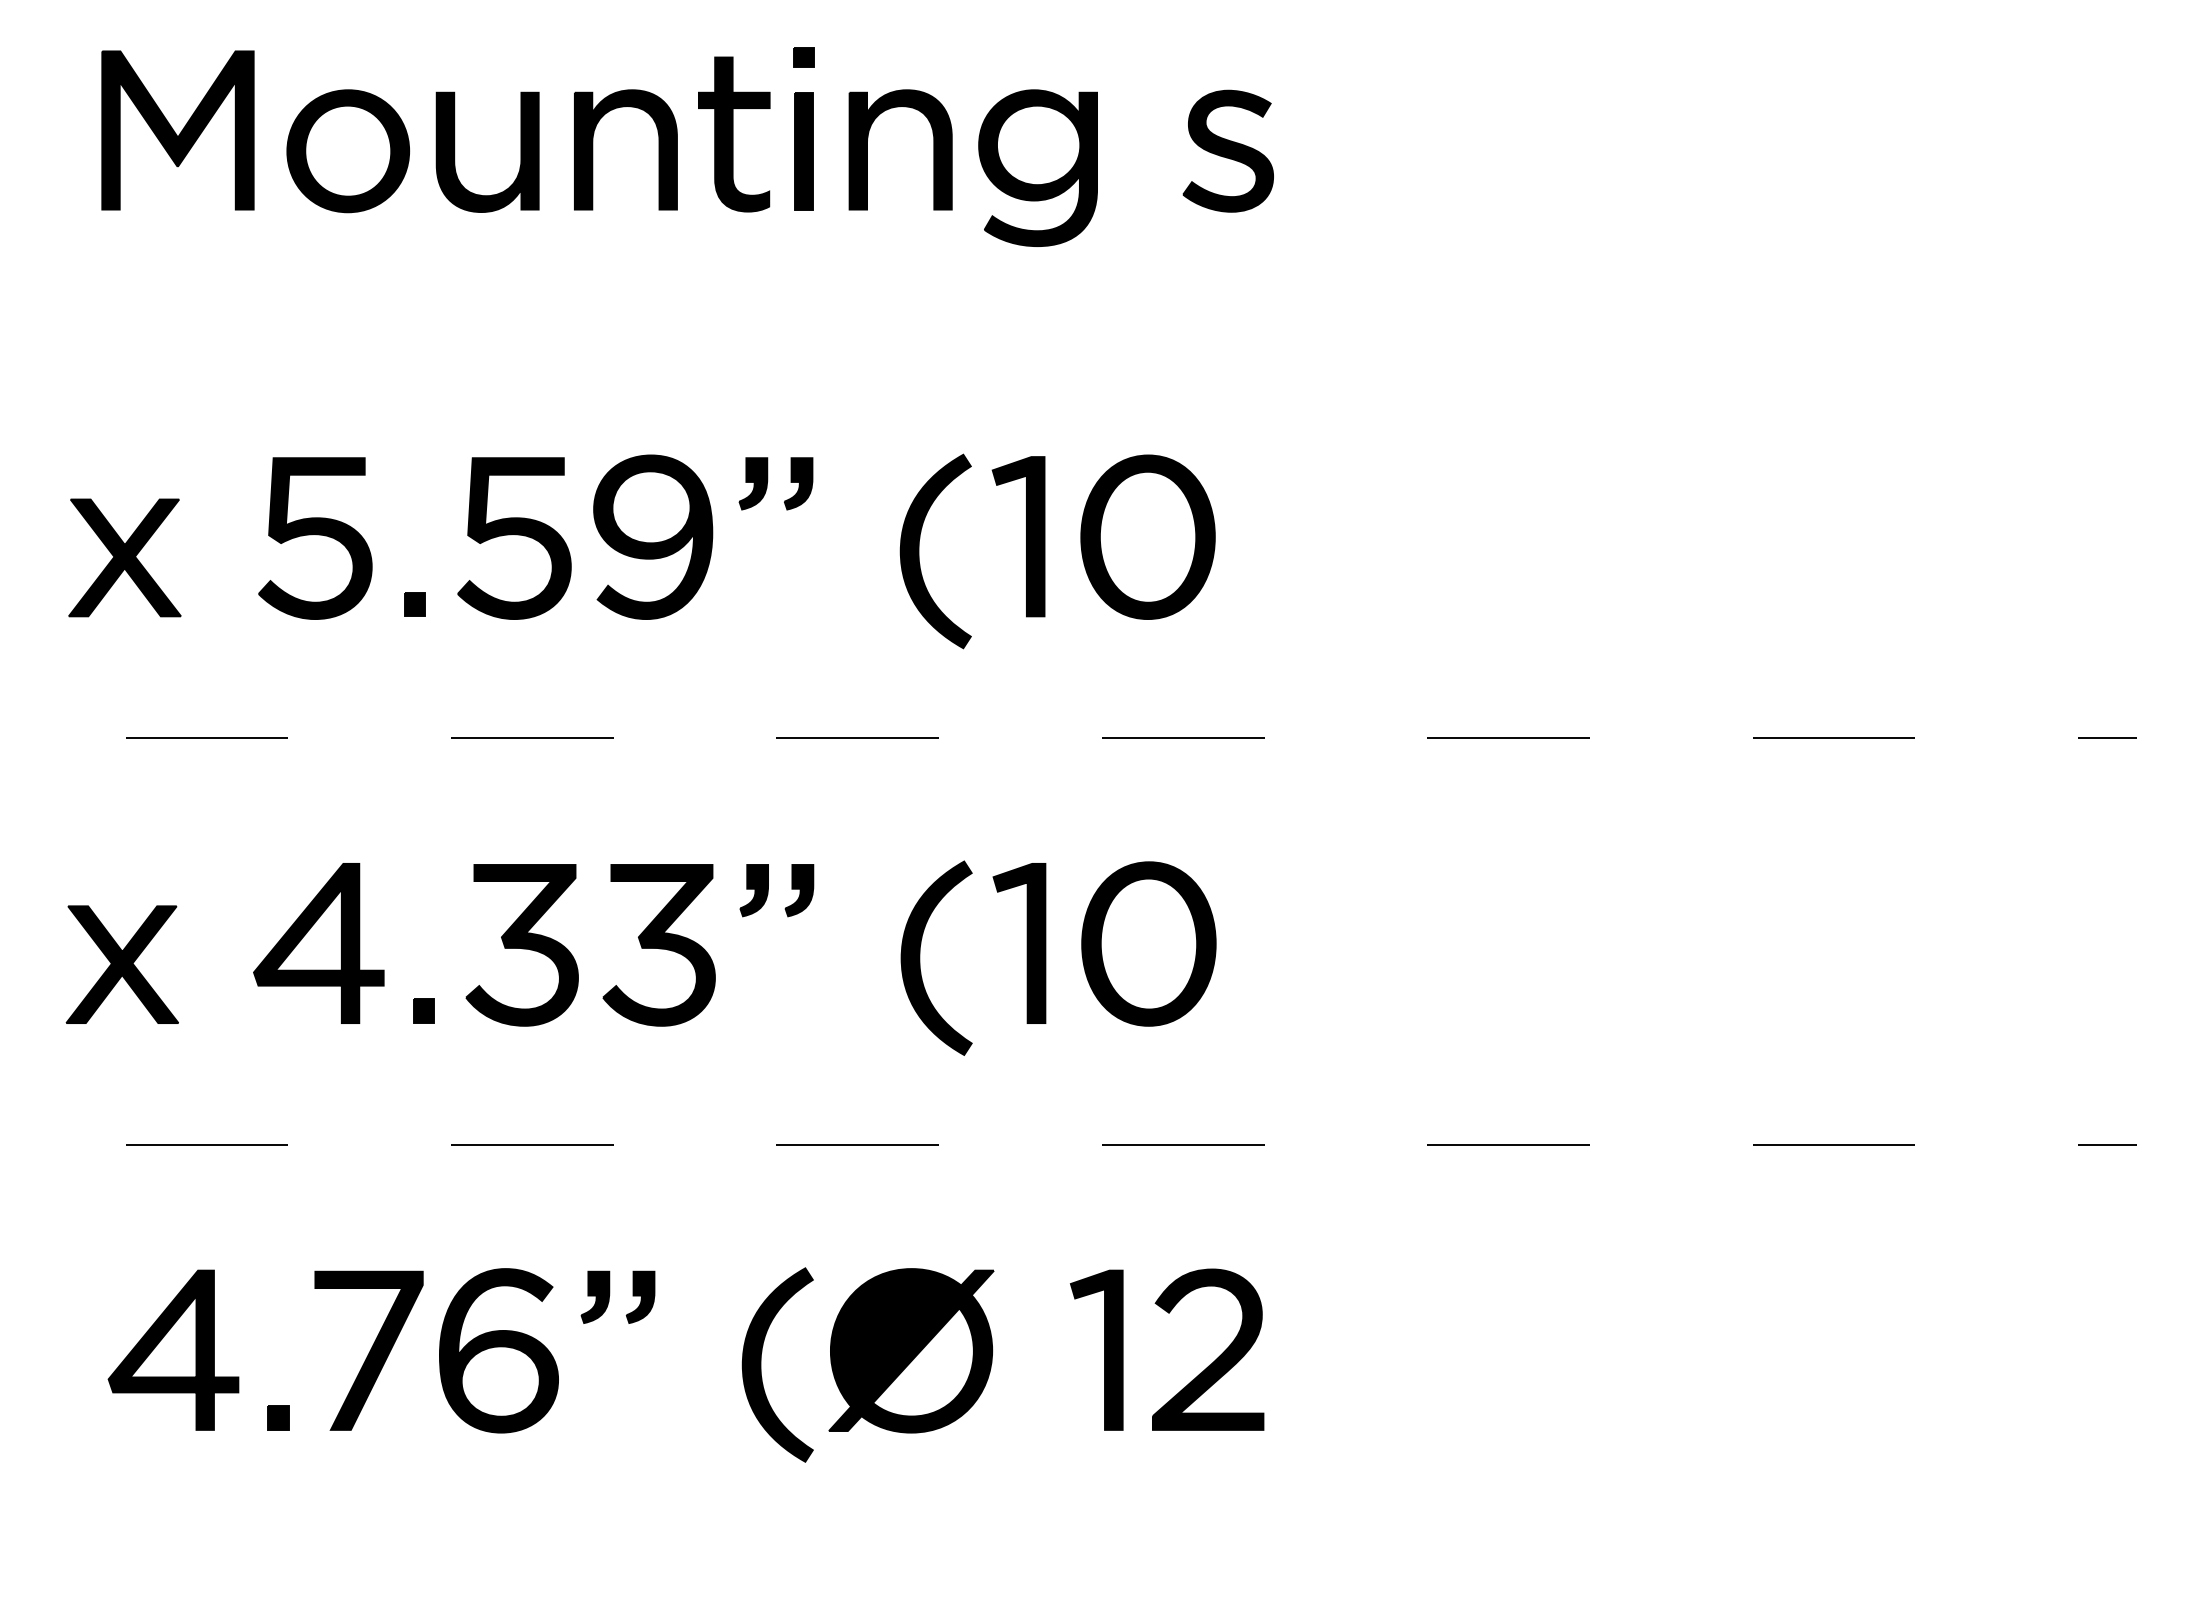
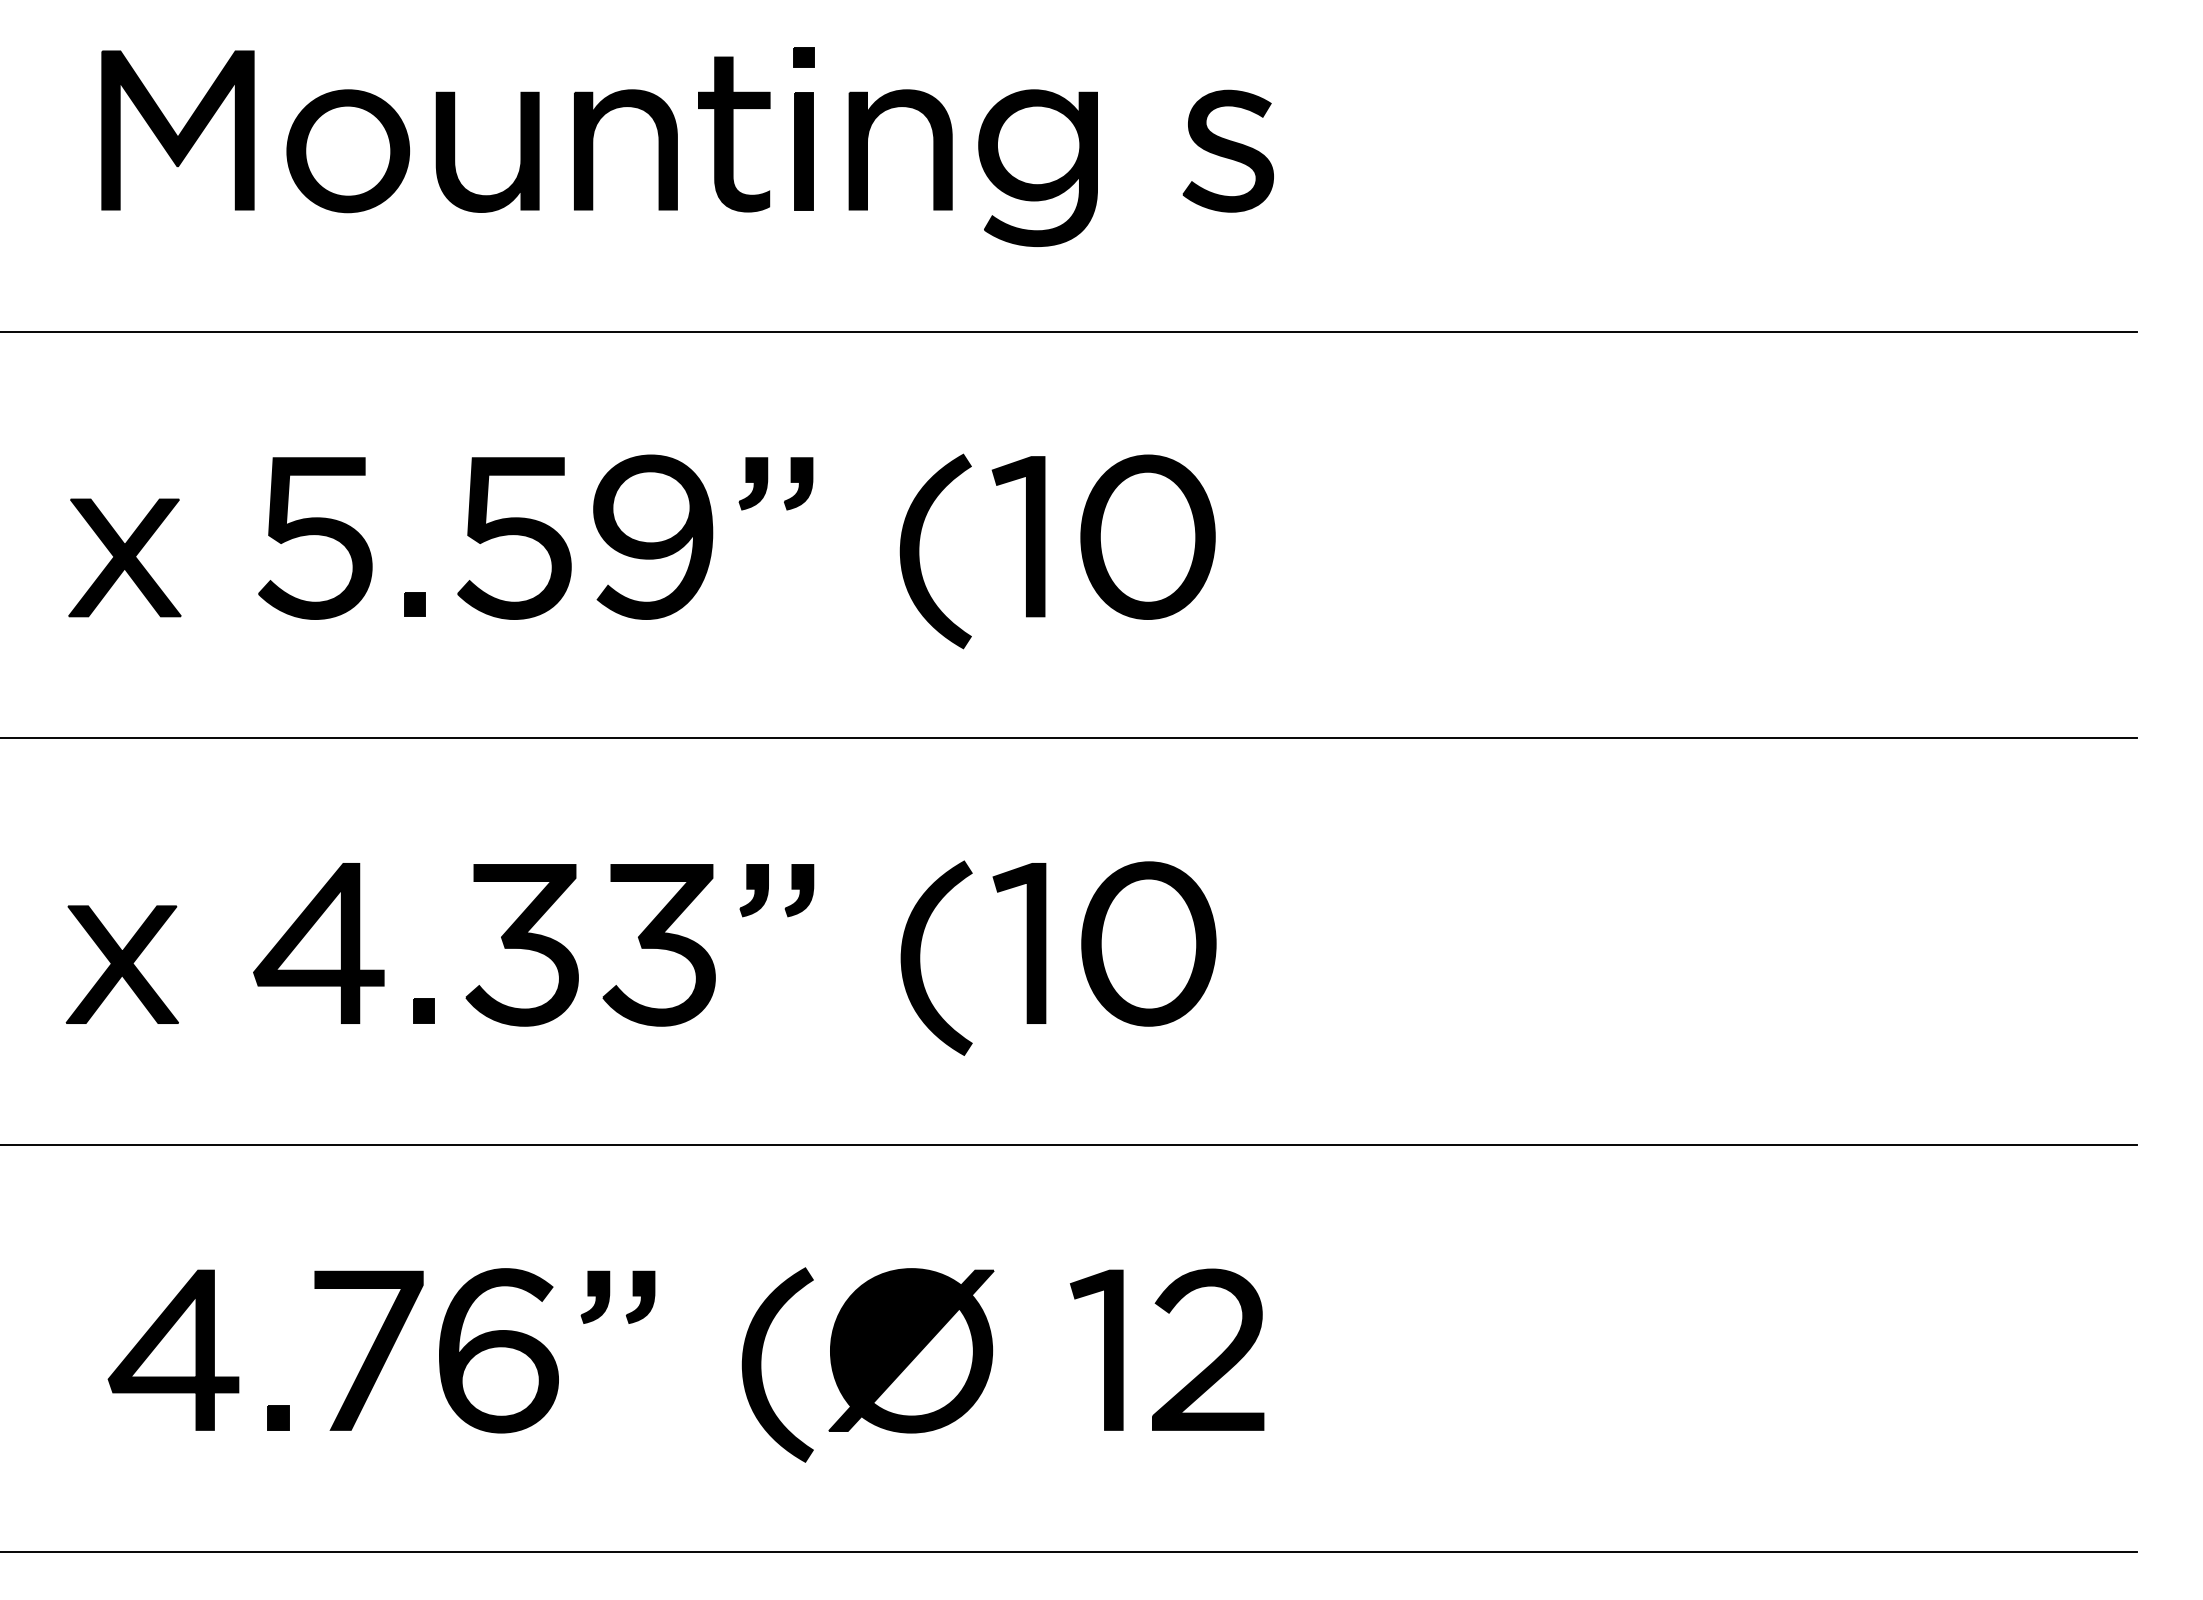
line: none -> present (1069, 331)
line: dashed -> solid (1069, 738)
line: dashed -> solid (1069, 1145)
line: none -> present (1069, 1551)
